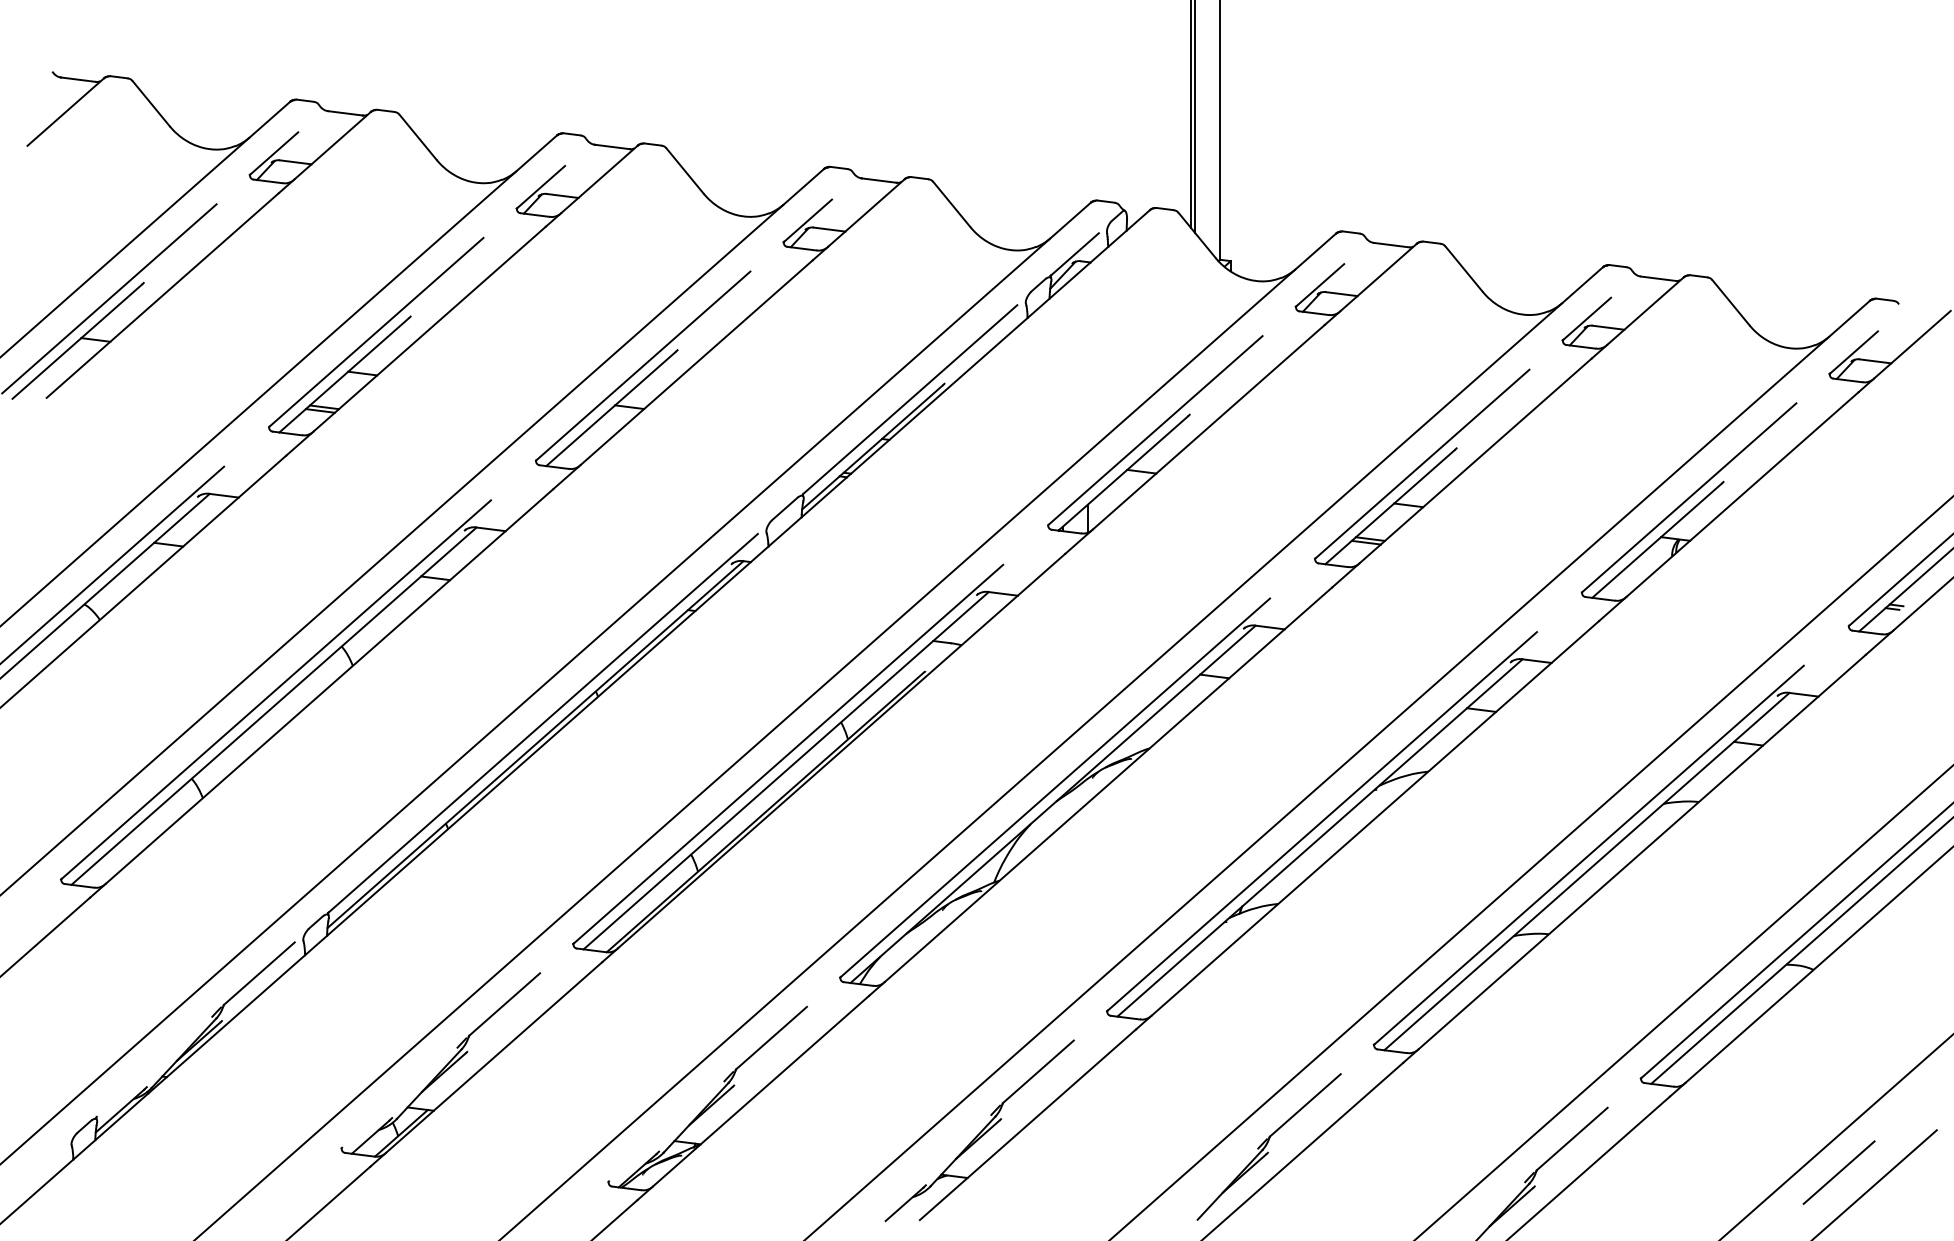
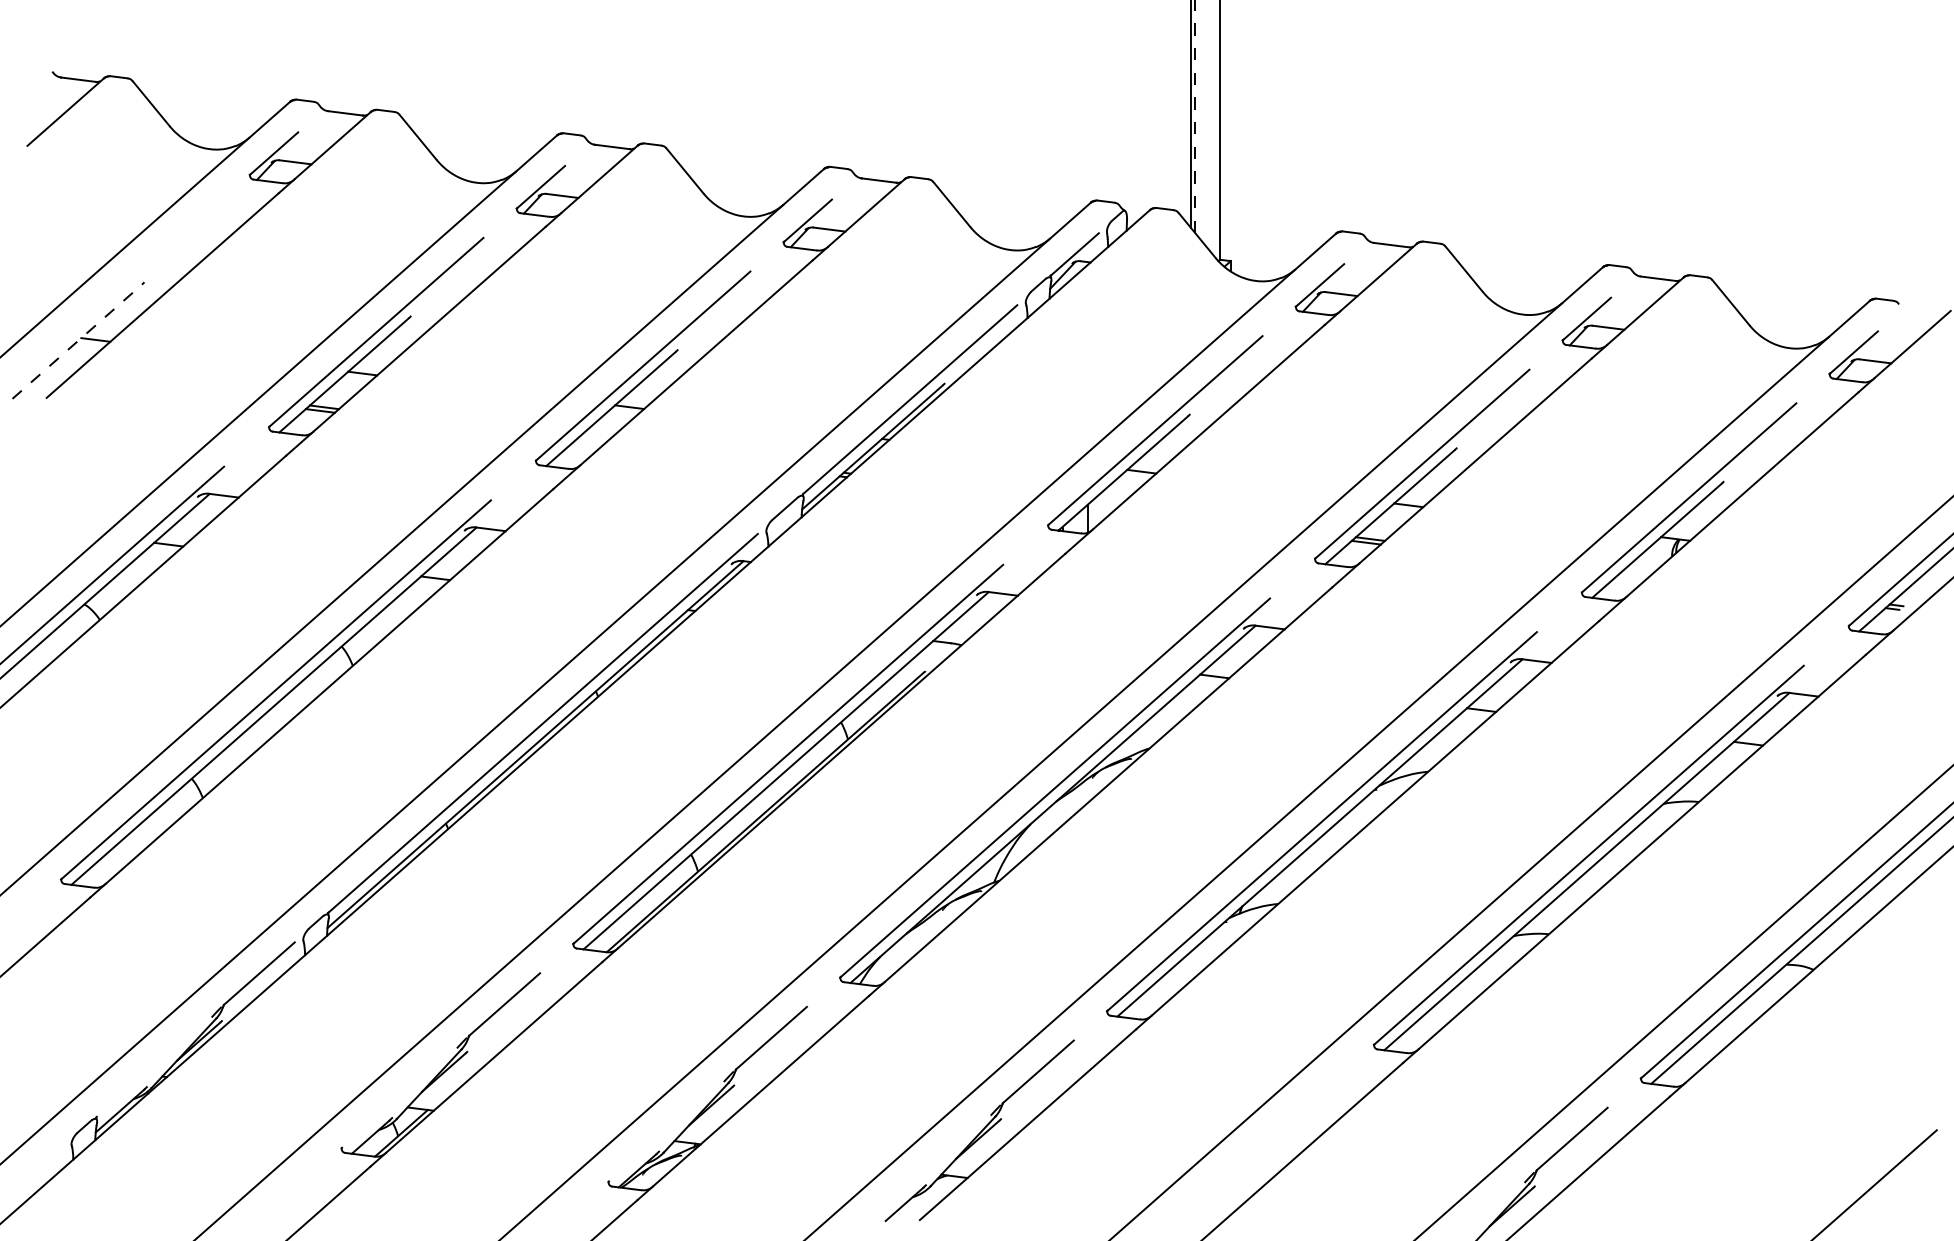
line: solid -> dashed (1195, 116)
line: present -> none (109, 298)
line: solid -> dashed (77, 341)
line: present -> none (1836, 1136)
part: present -> none (1268, 1146)
line: present -> none (1838, 1172)
